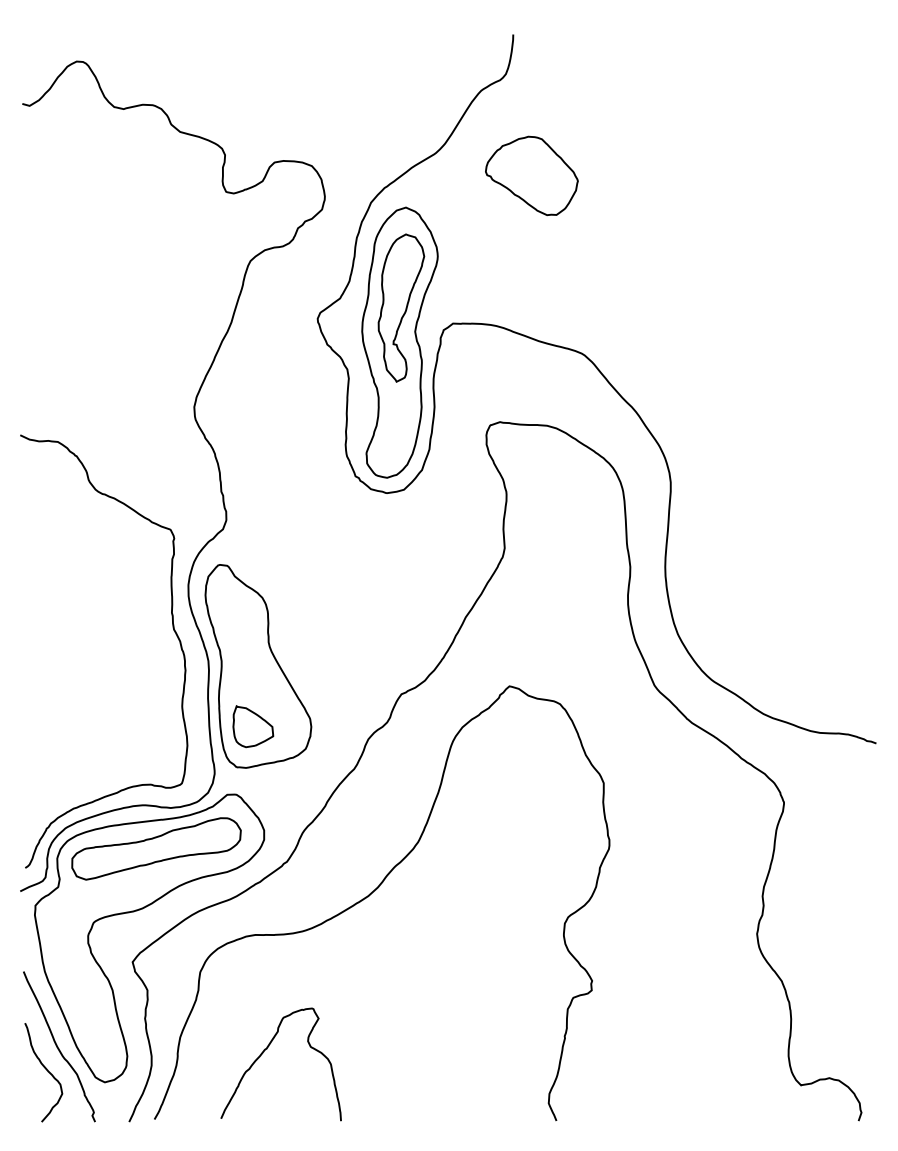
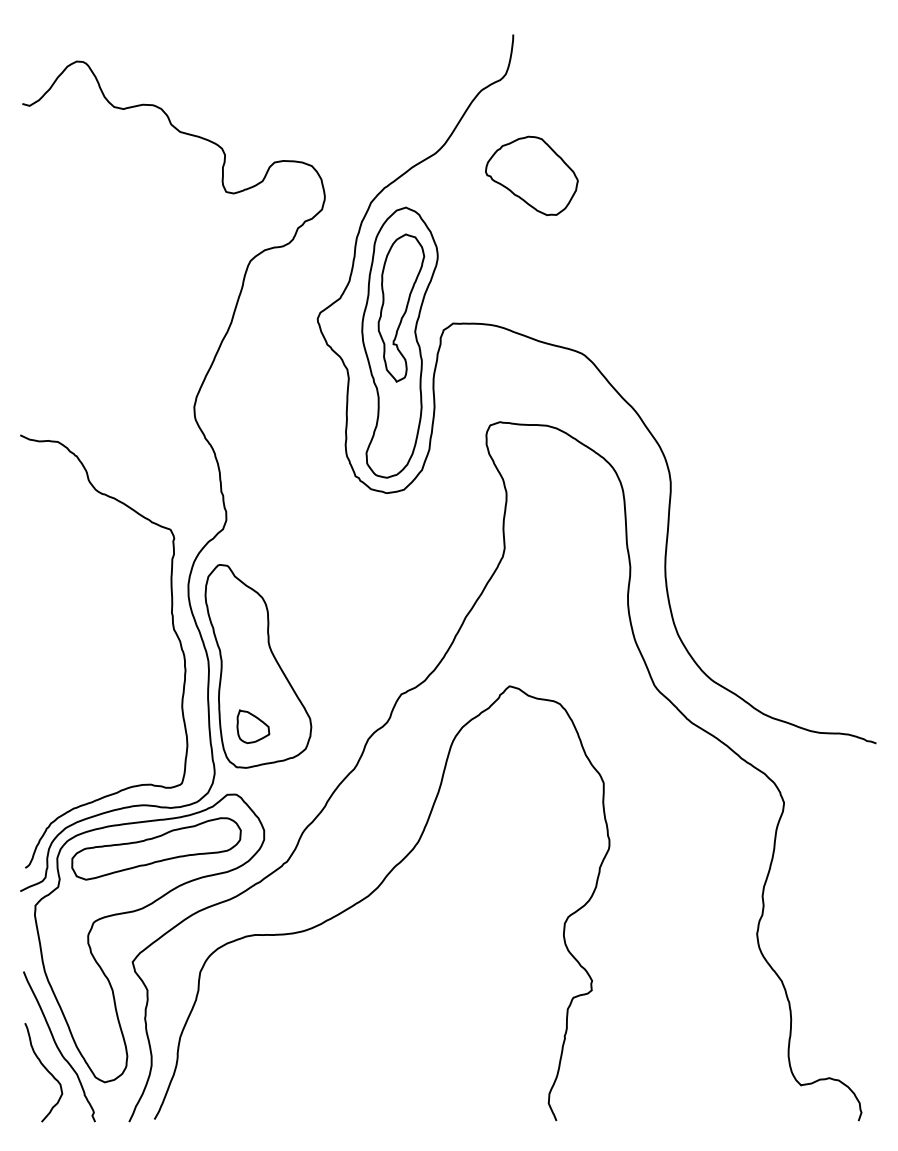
part size: 43x44 px -> 35x36 px (253, 726)
curve: present -> none (267, 1049)
